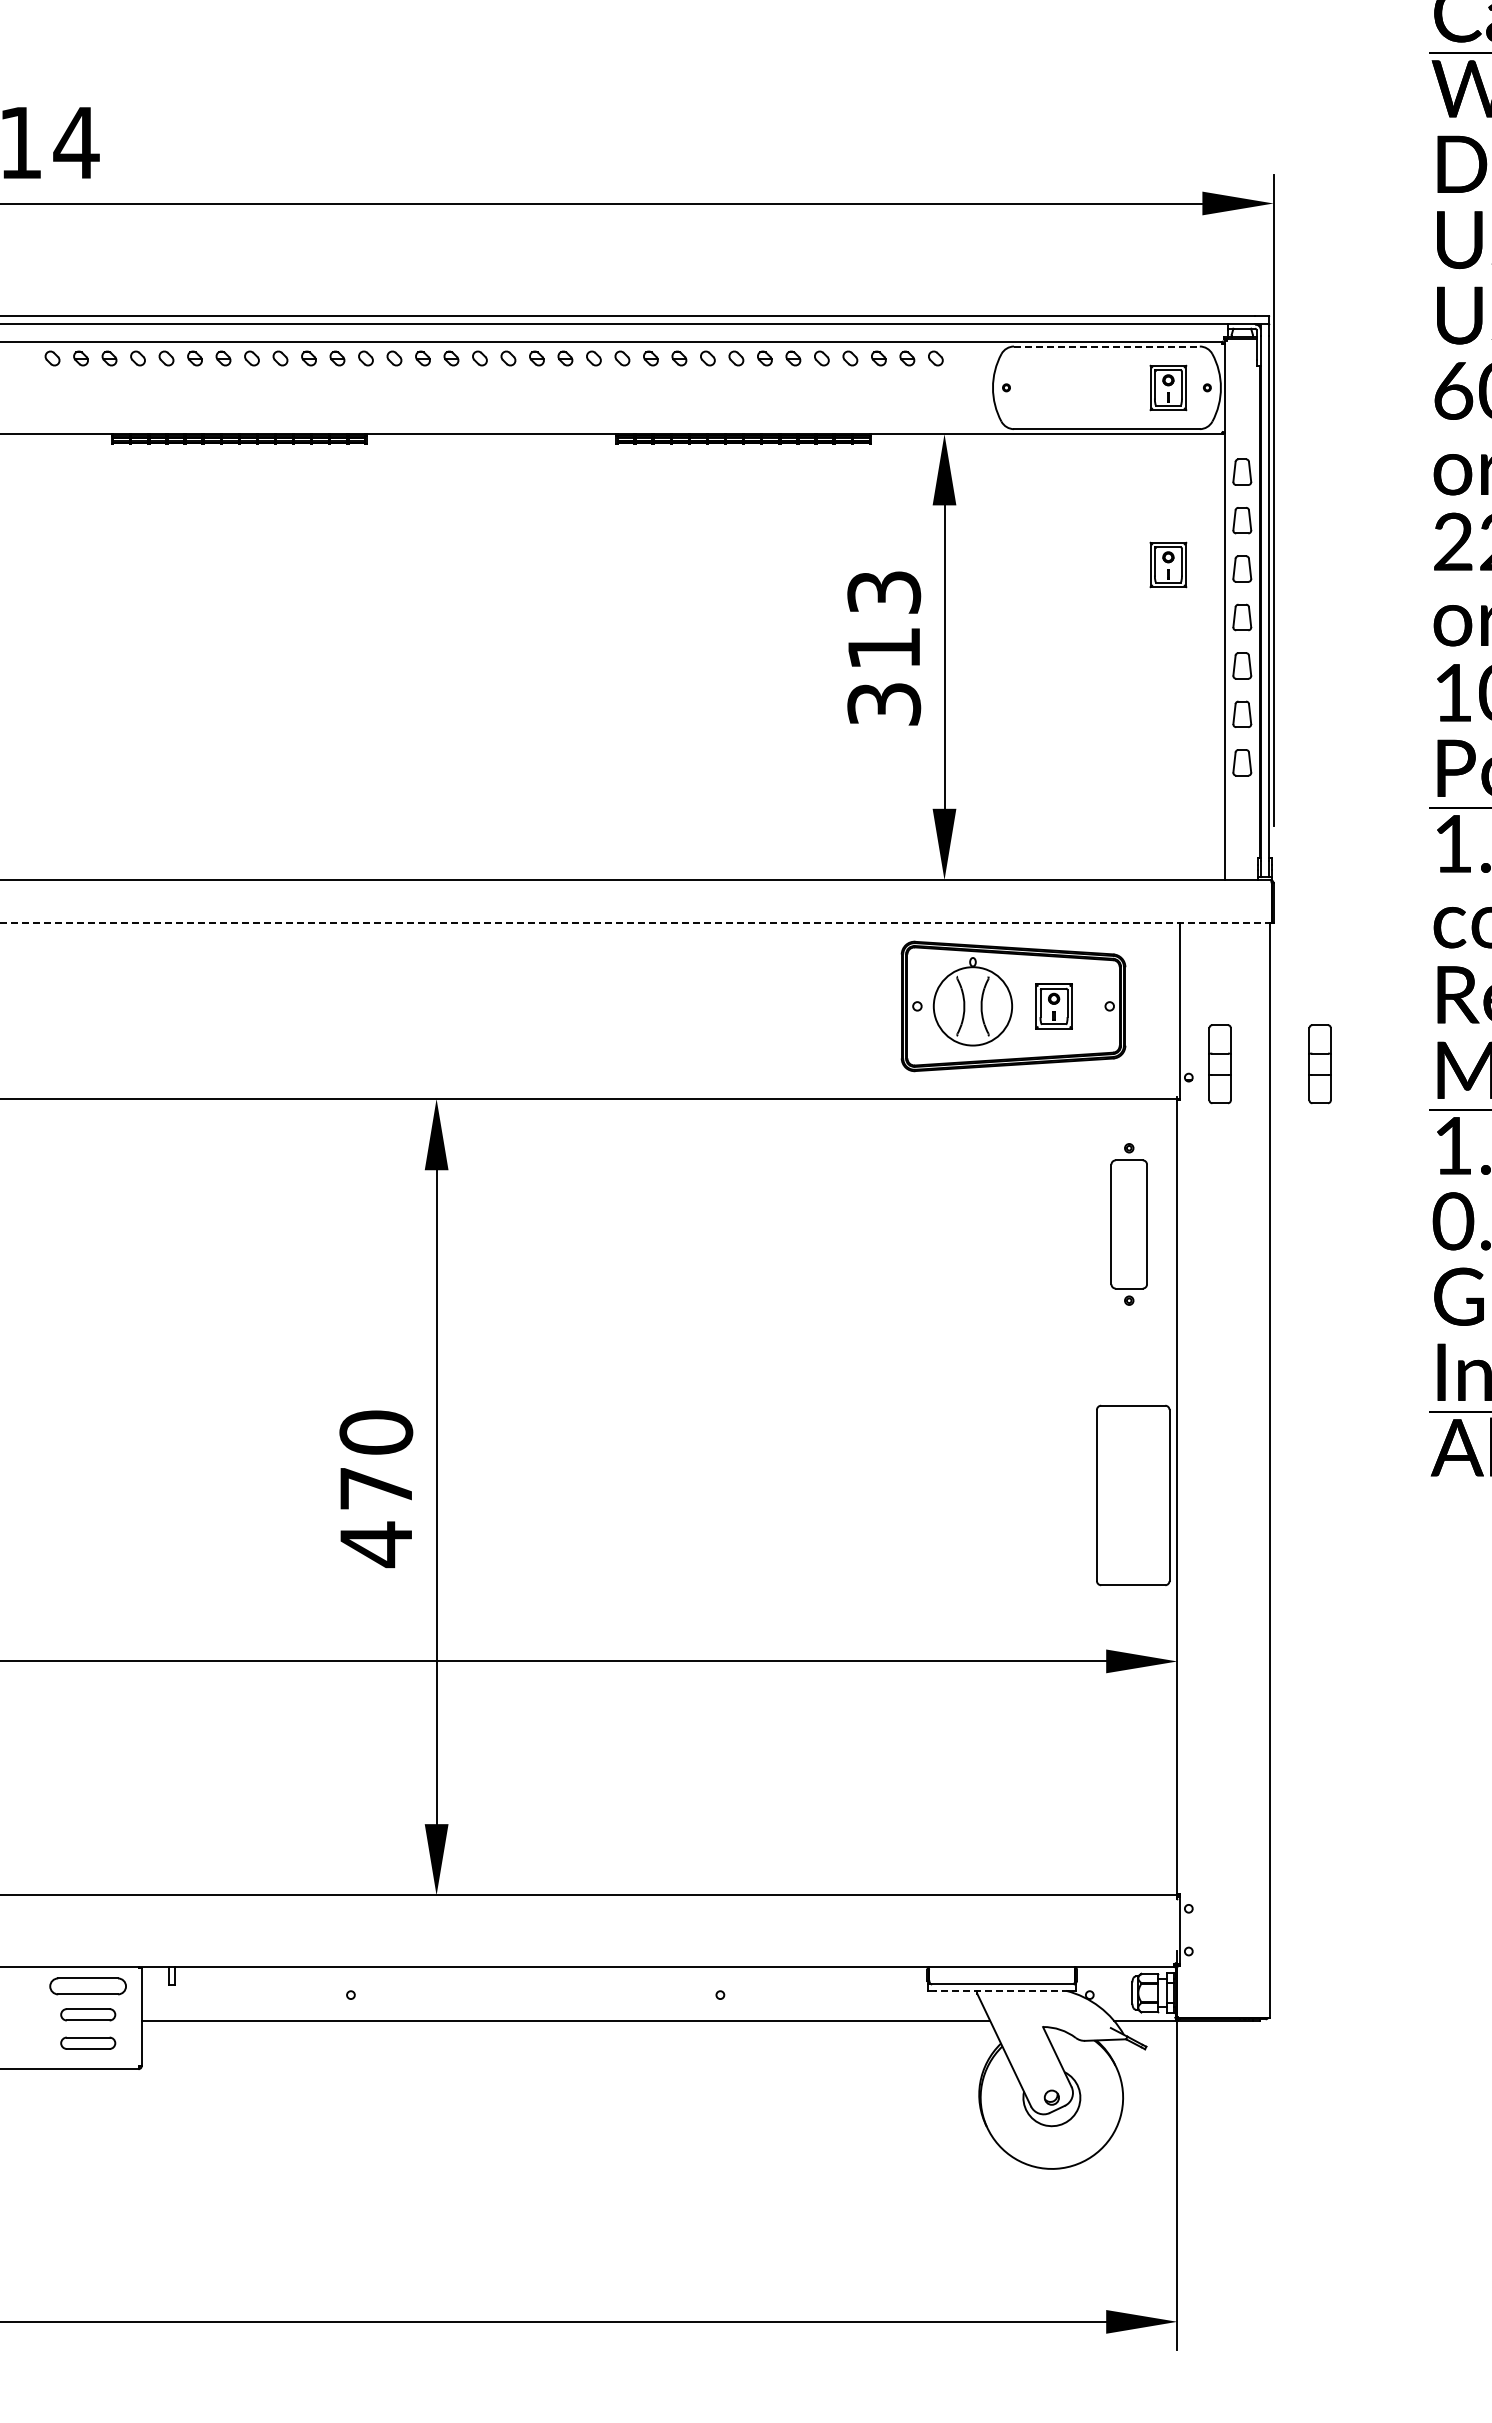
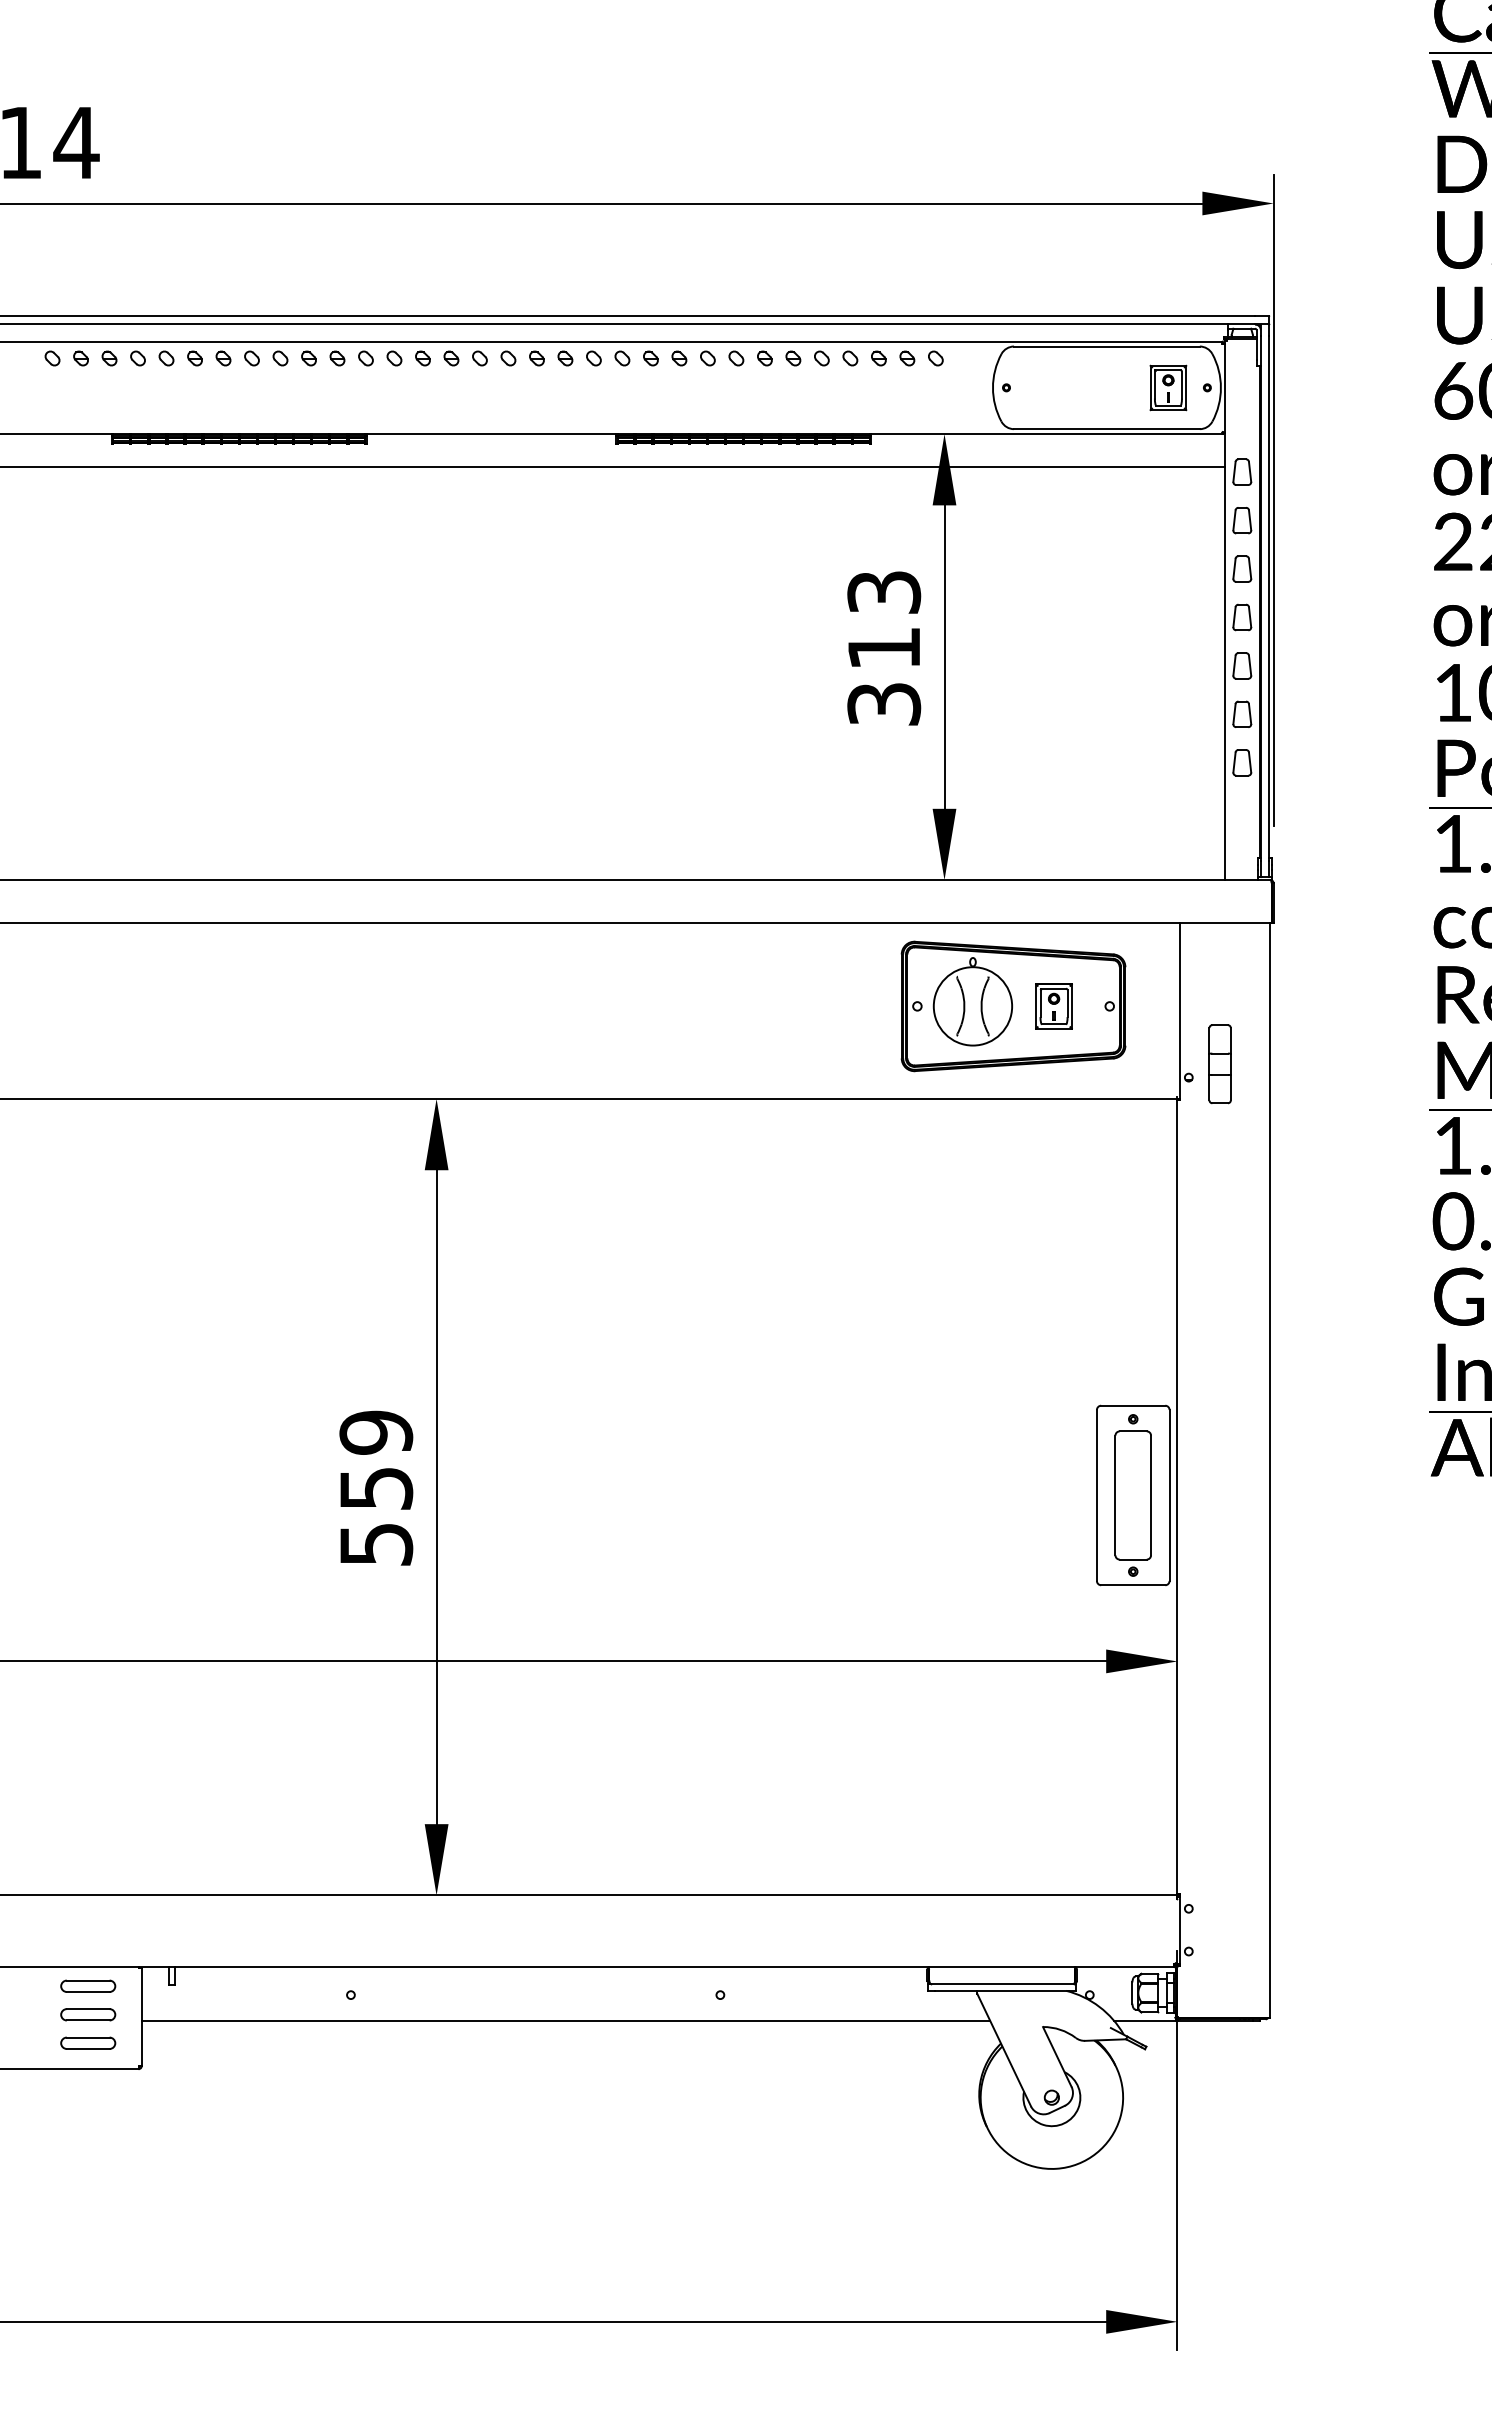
line: dashed -> solid (1106, 346)
line: none -> present (613, 466)
part: present -> none (1168, 564)
line: dashed -> solid (635, 922)
part: present -> none (1319, 1064)
part position: (1128, 1224) -> (1132, 1495) (1132, 1495)
text: 470 -> 559 (376, 1489)
part size: 78x19 px -> 57x14 px (88, 1985)
line: dashed -> solid (1002, 1990)
